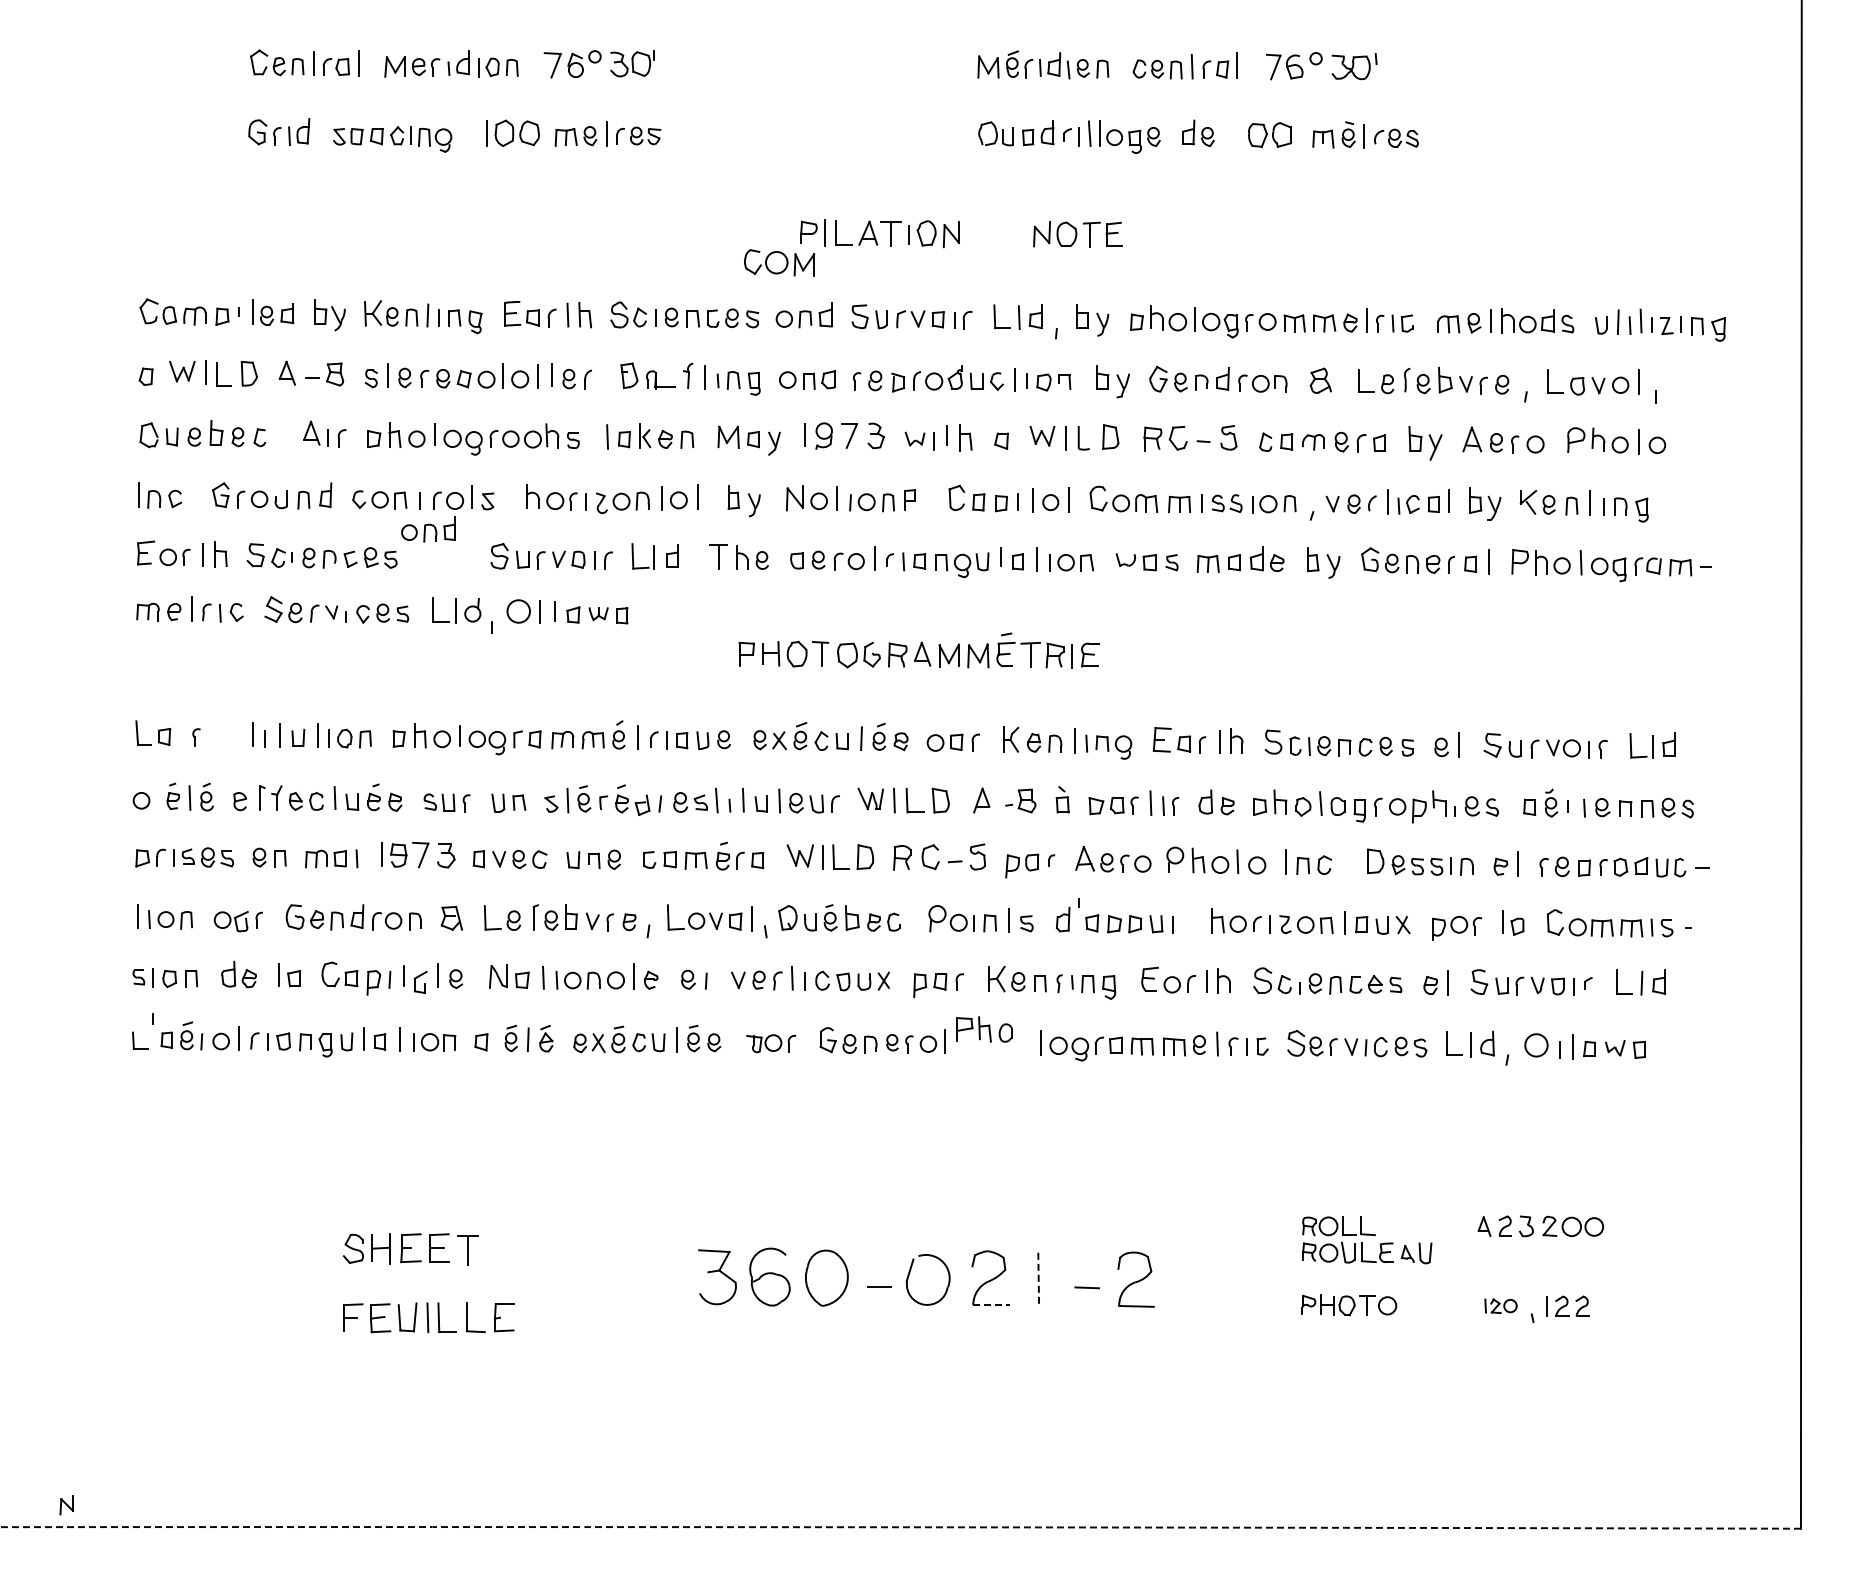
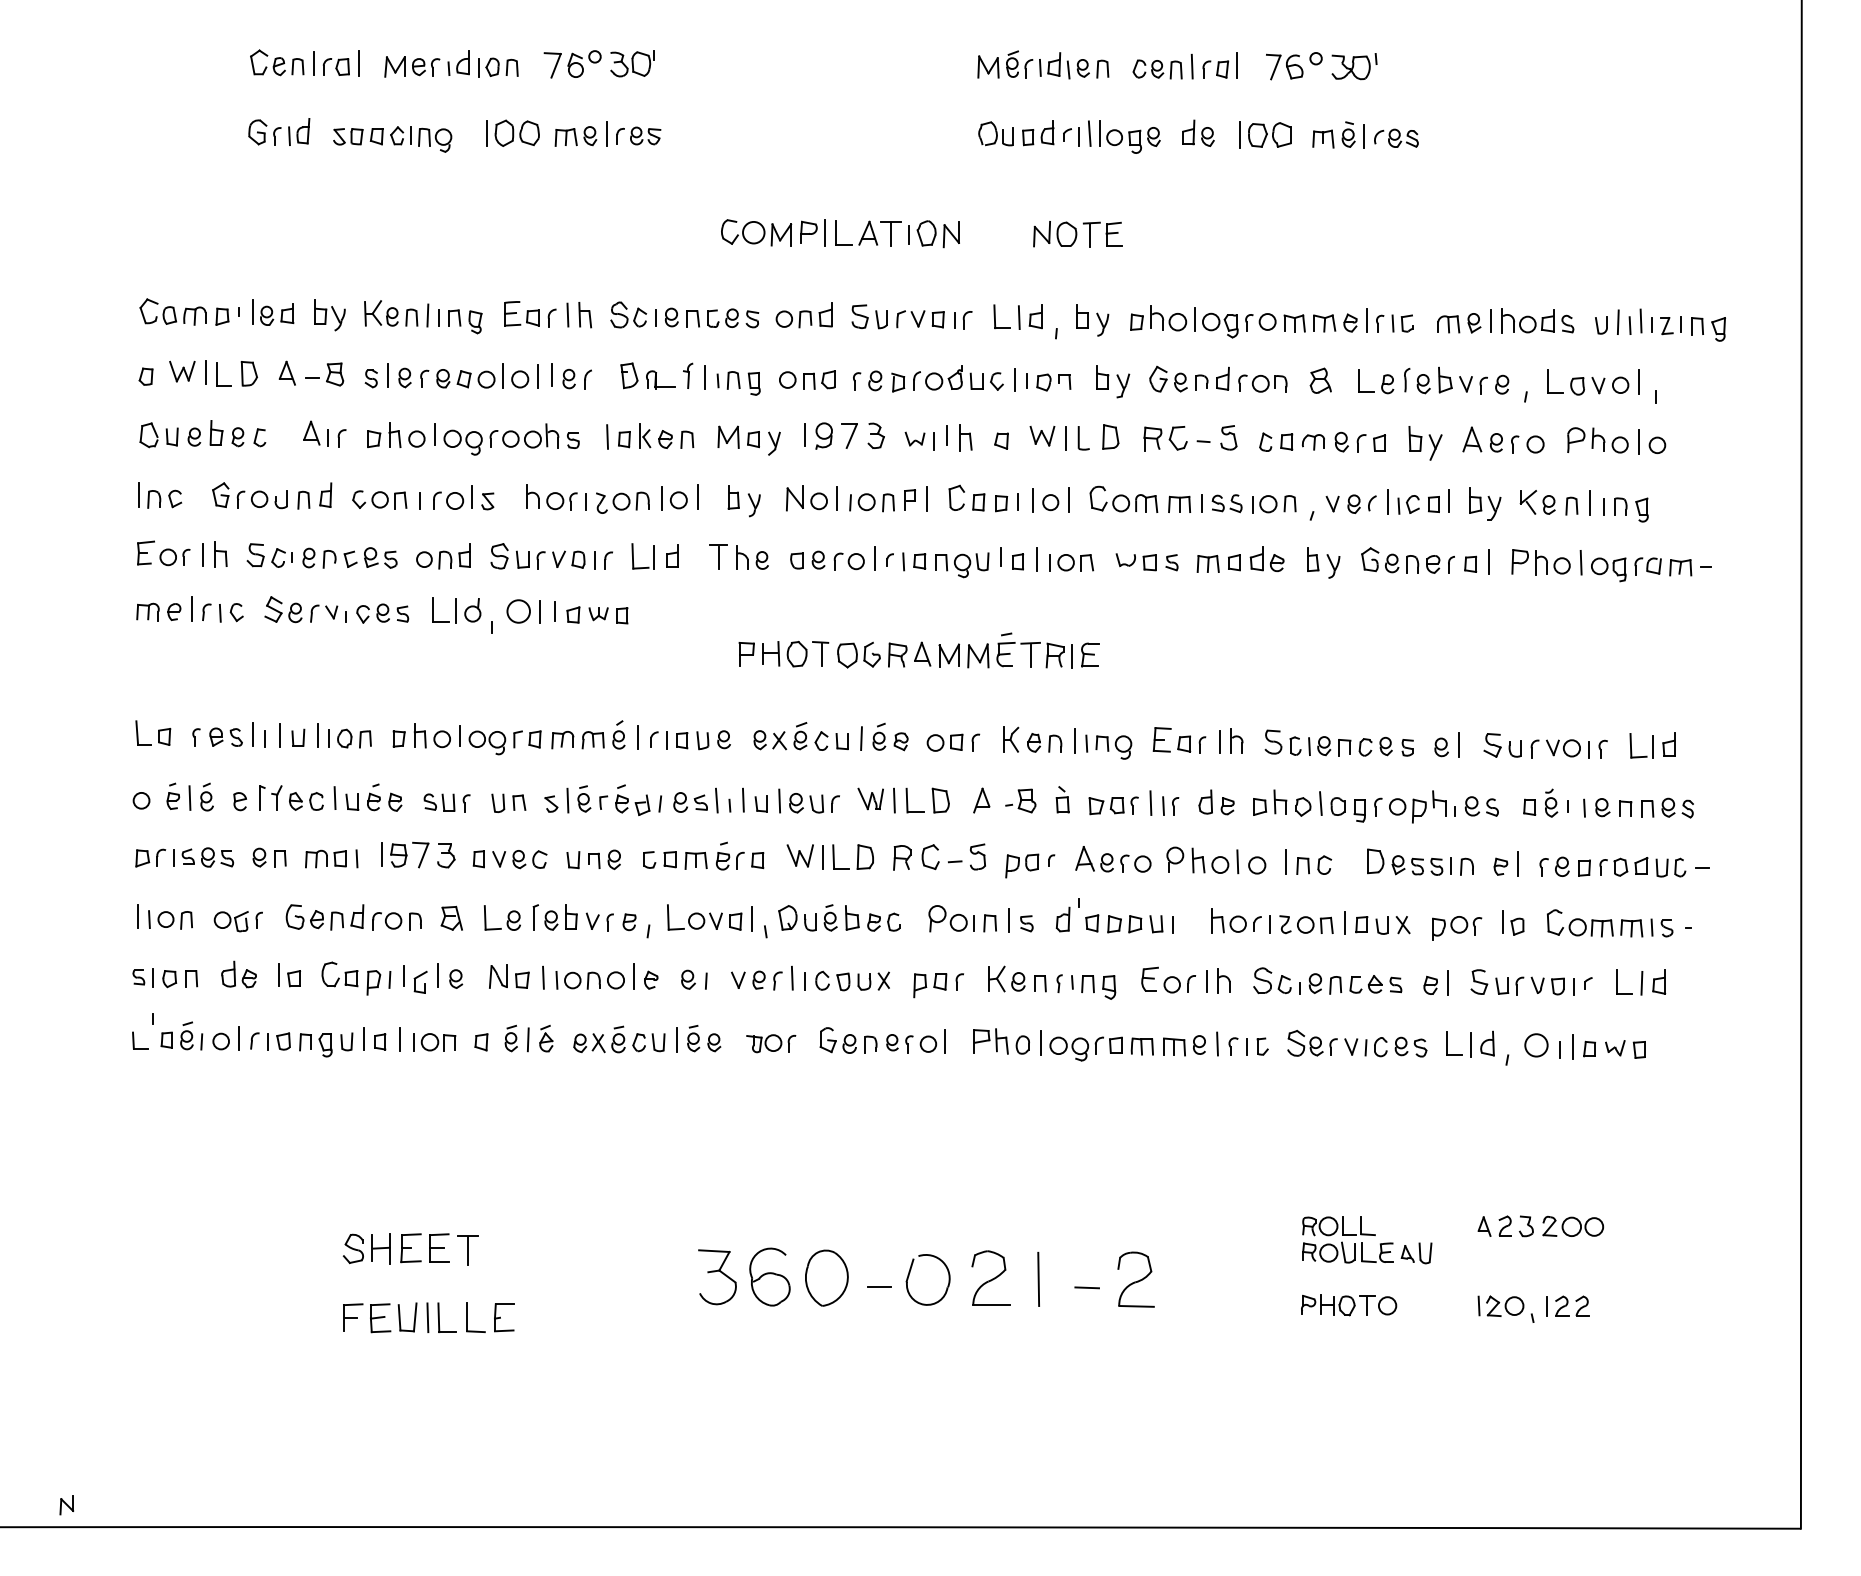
line: none -> present (1239, 134)
part position: (779, 262) -> (756, 232) (756, 232)
line: none -> present (926, 498)
part position: (428, 529) -> (443, 556) (443, 556)
part: none -> present (225, 736)
part position: (984, 1029) -> (1001, 1041) (1001, 1041)
line: dashed -> solid (1038, 1279)
line: dashed -> solid (991, 1305)
part size: 34x16 px -> 48x22 px (1500, 1305)
arc: dashed -> solid (900, 1527)
